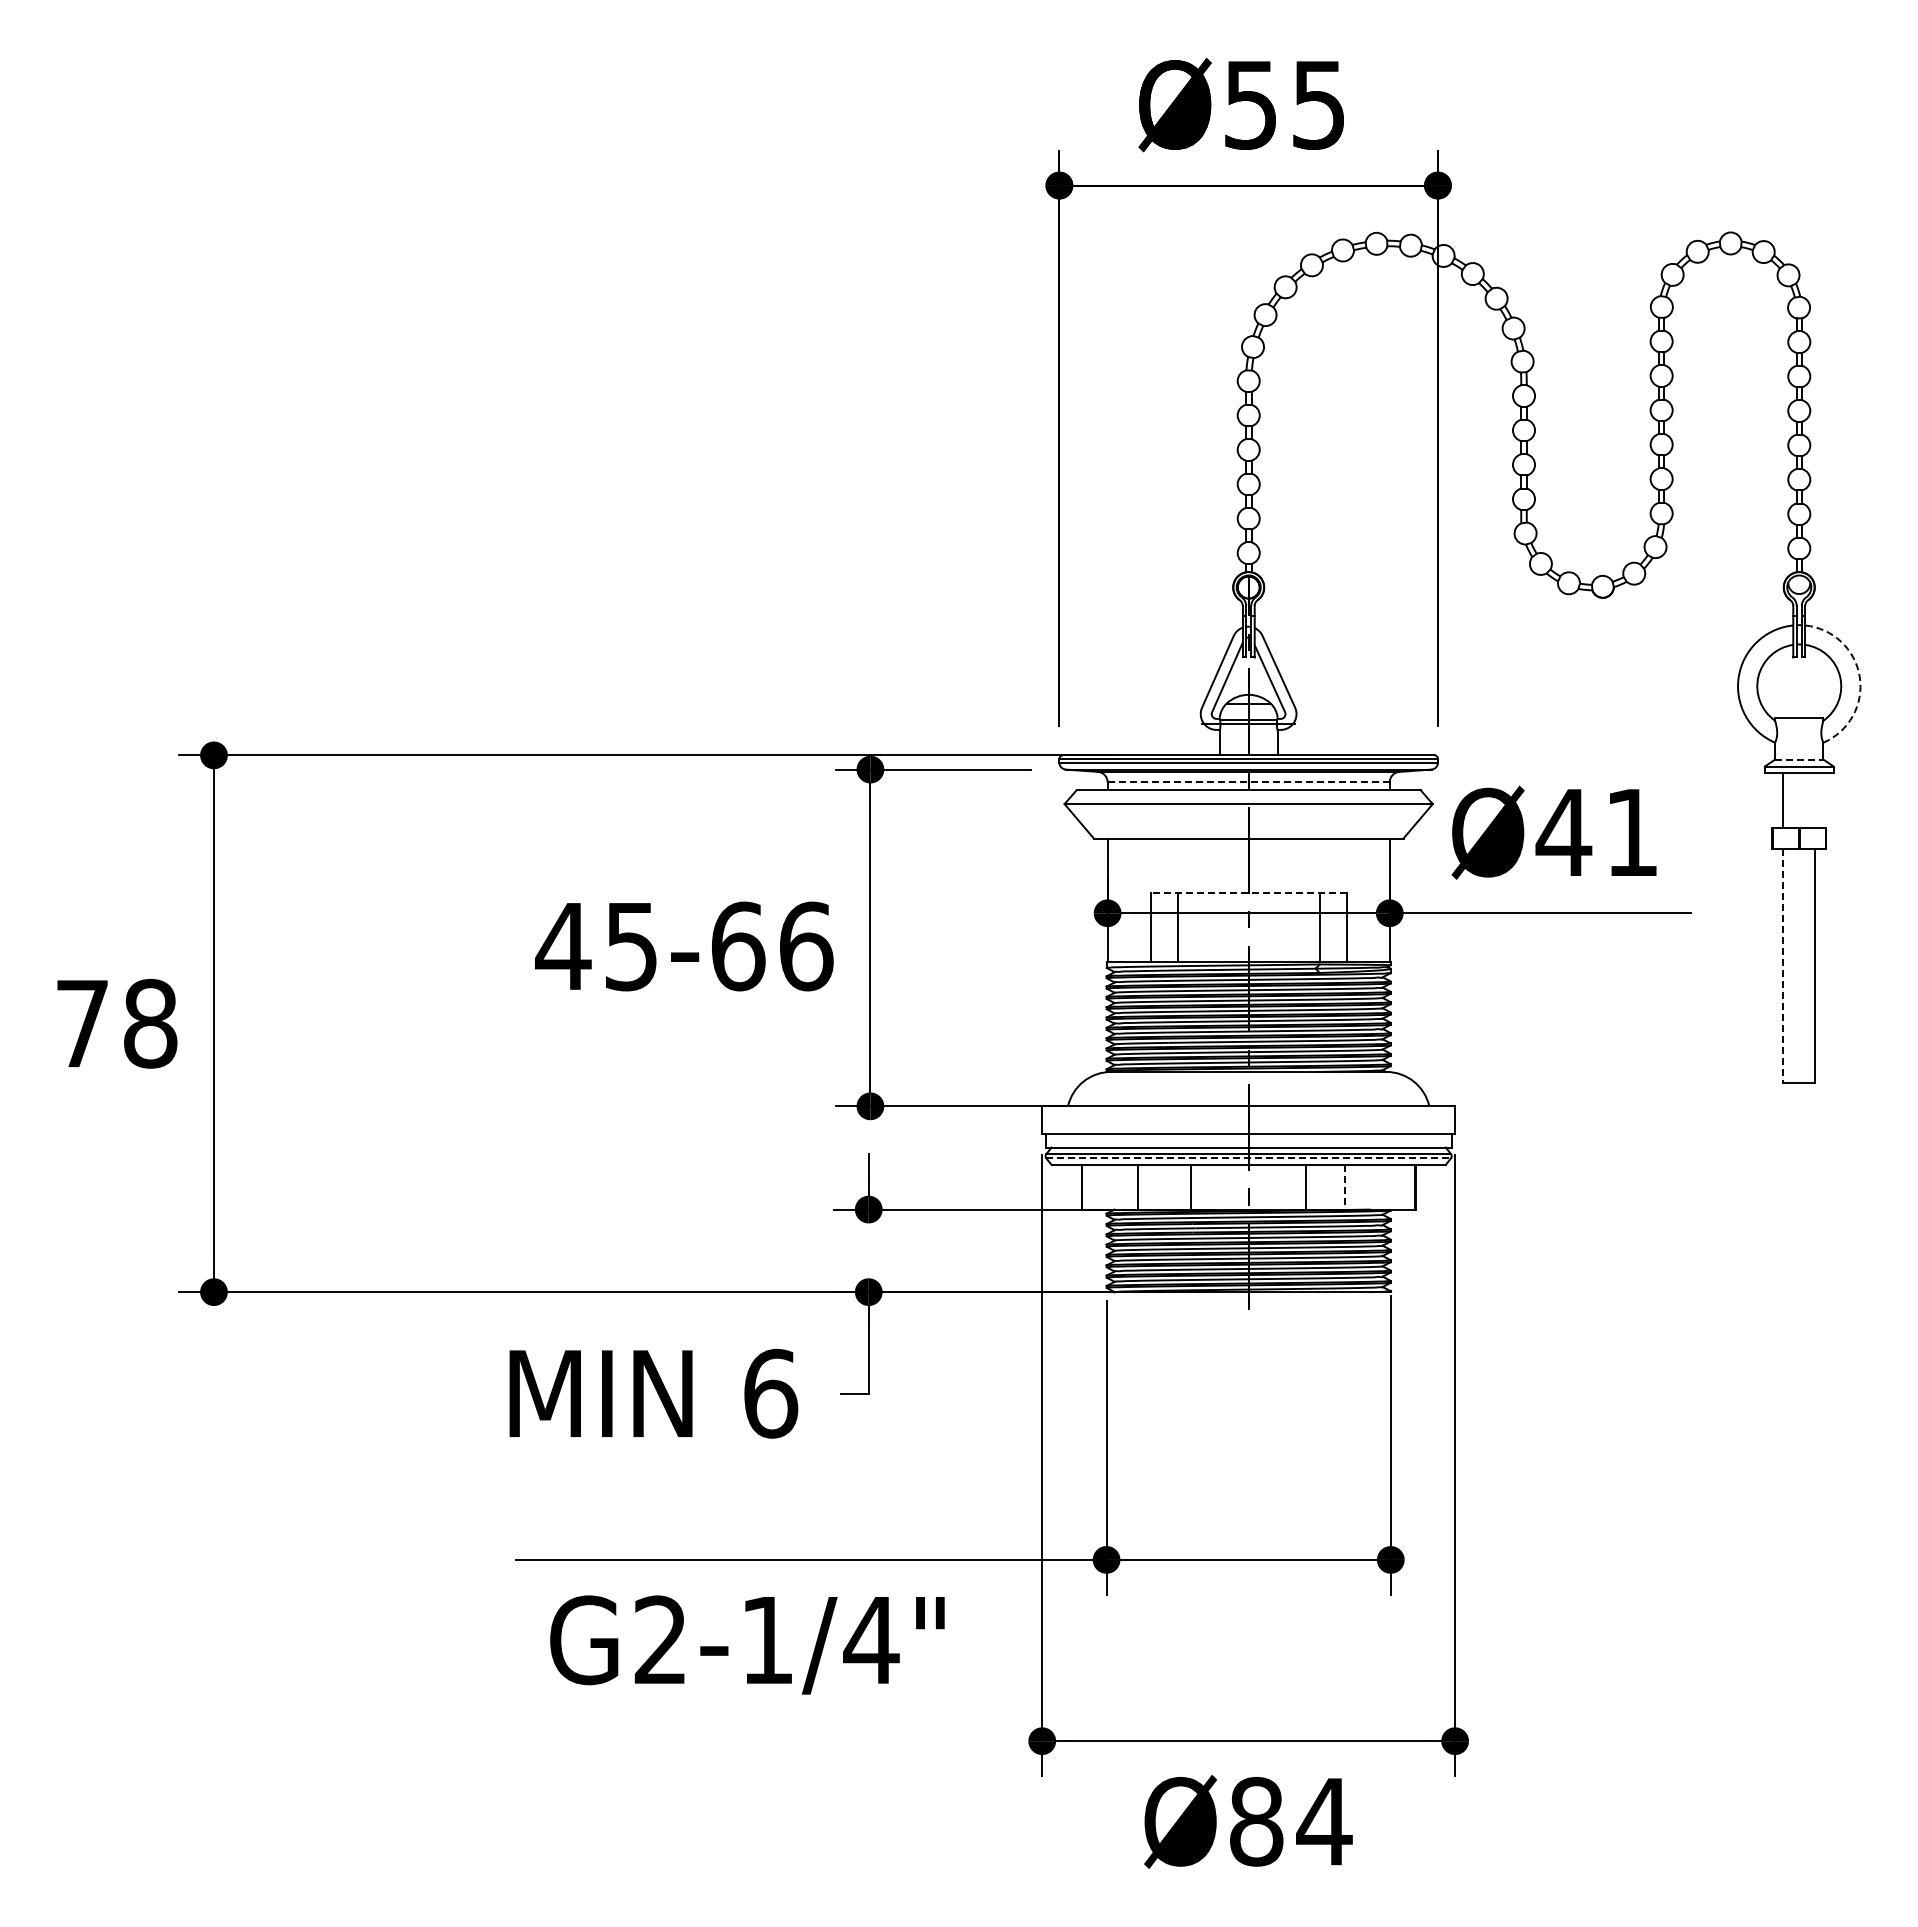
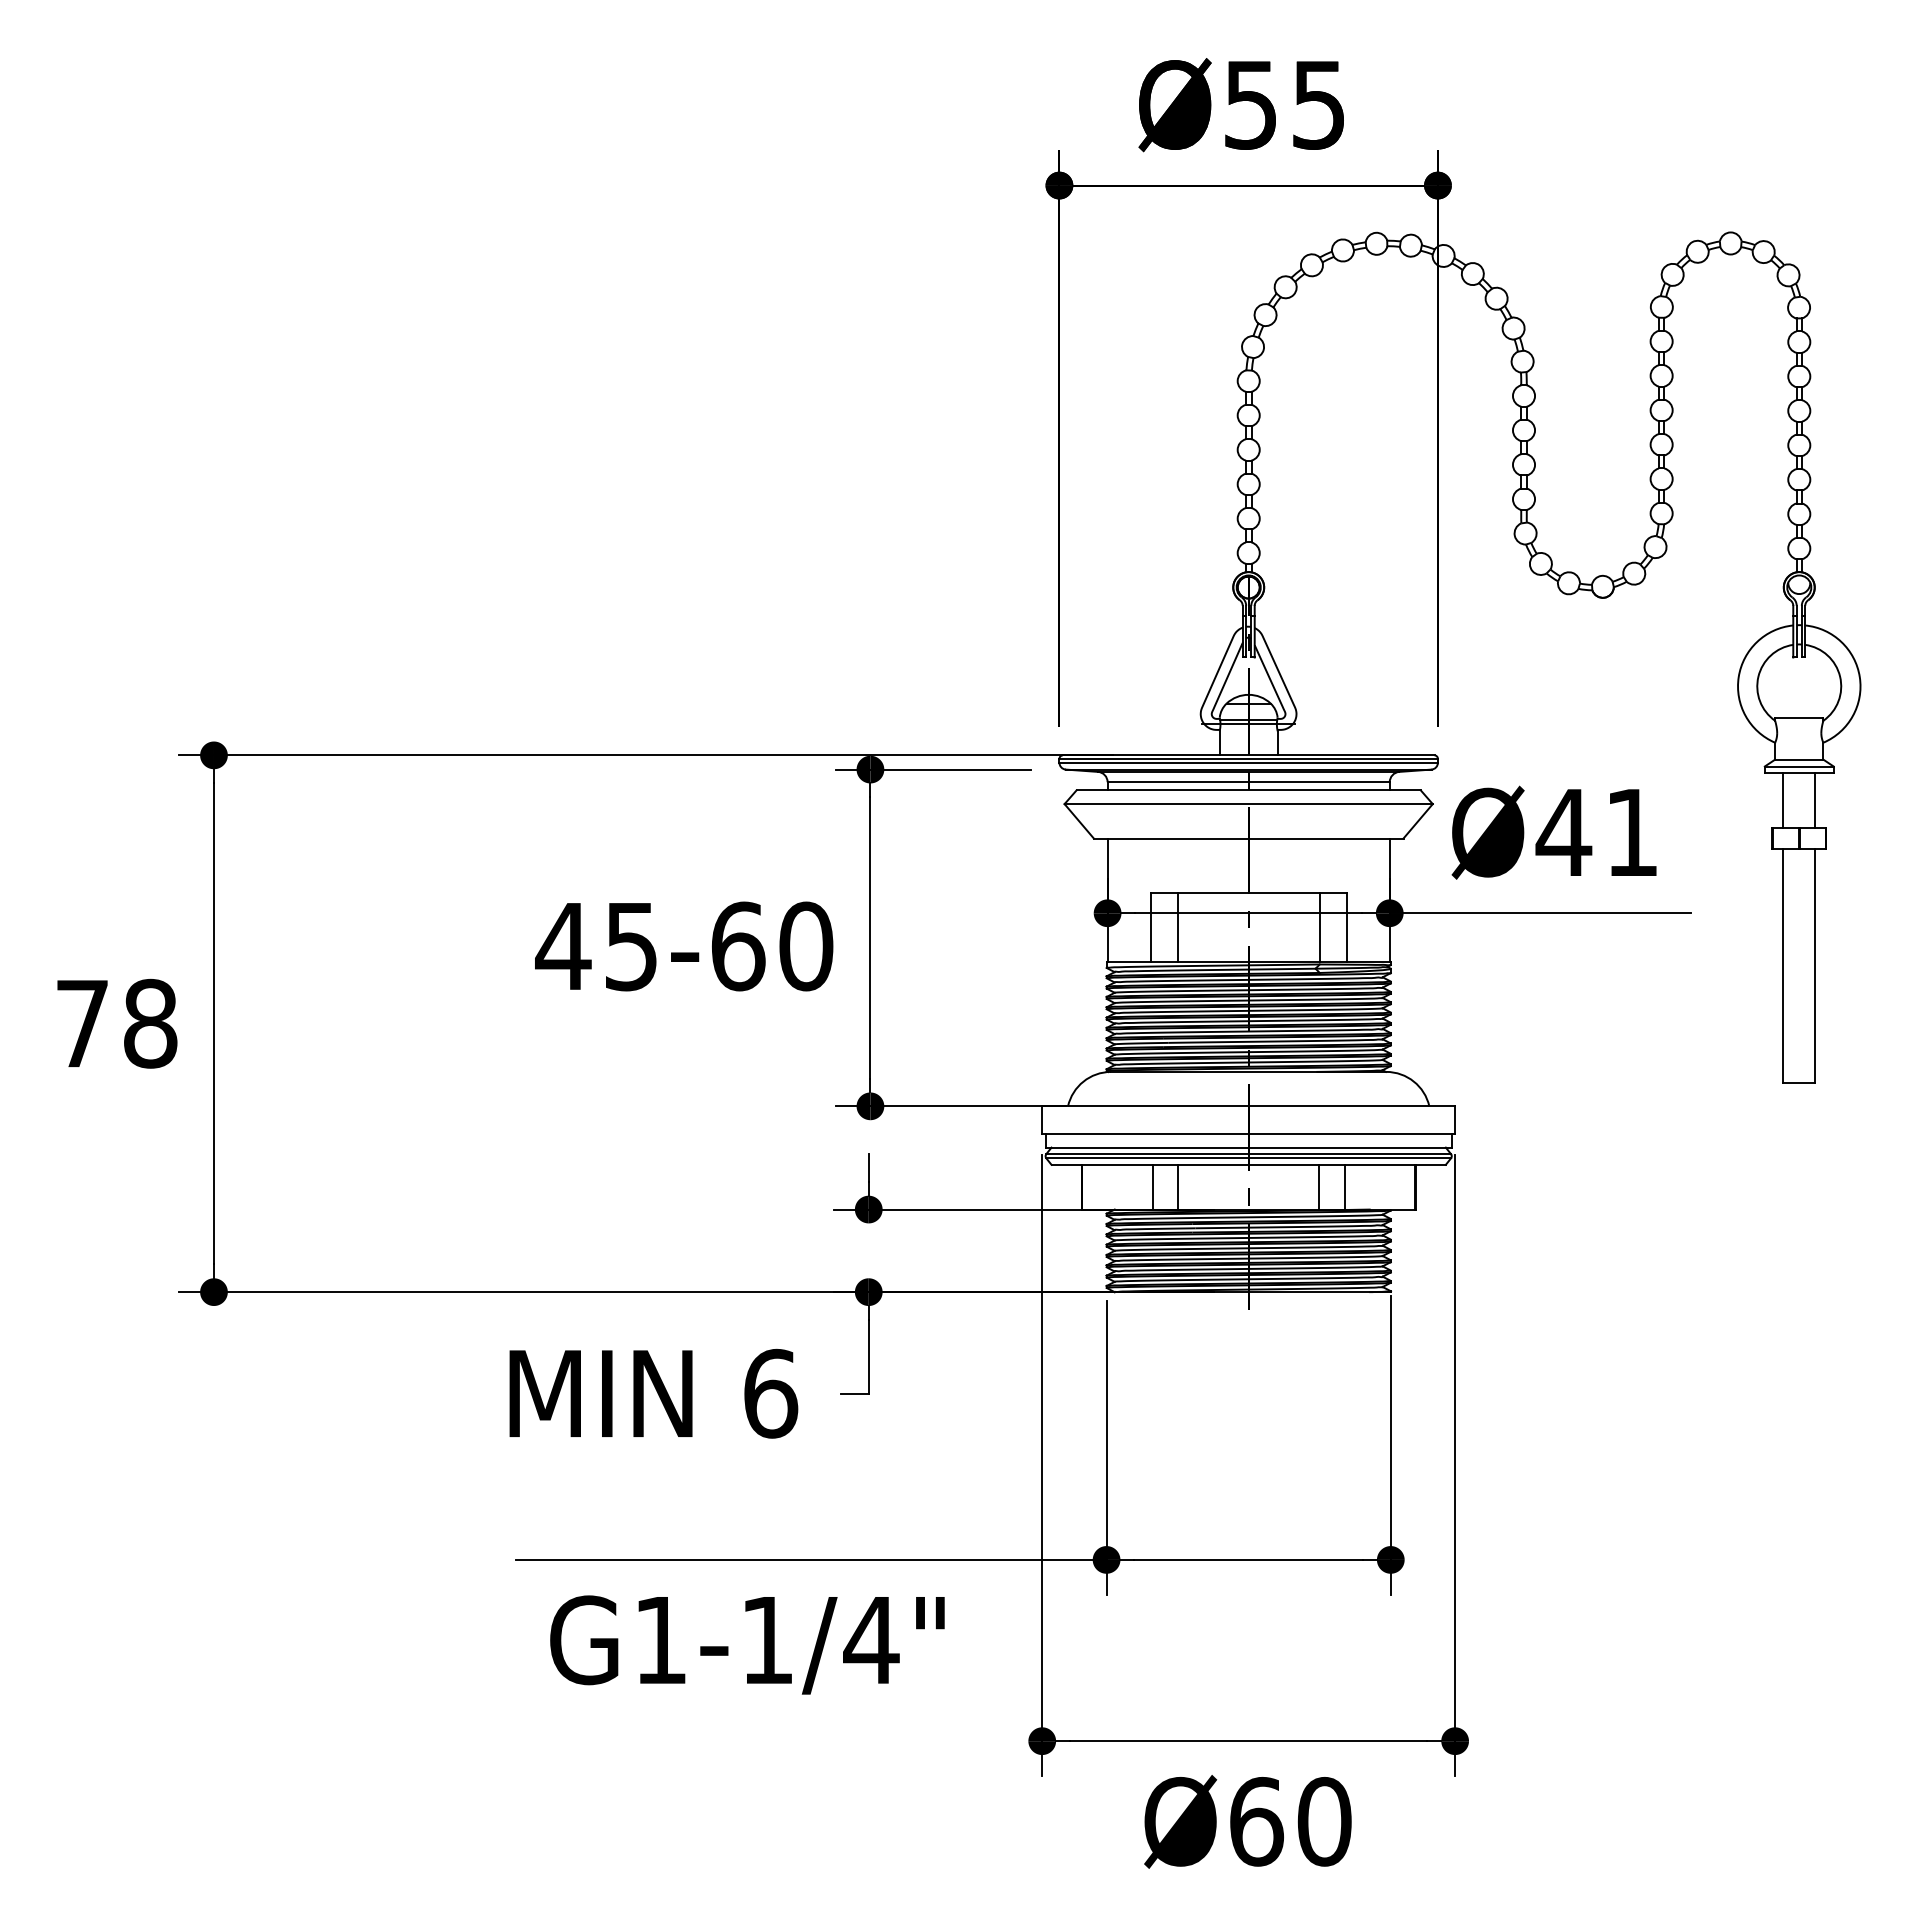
arc: dashed -> solid (1859, 677)
line: dashed -> solid (1799, 759)
line: dashed -> solid (1248, 782)
line: none -> present (1815, 800)
line: dashed -> solid (1248, 893)
text: 45-66 -> 45-60 (806, 946)
line: dashed -> solid (1783, 966)
line: dashed -> solid (1249, 1158)
line position: (1137, 1186) -> (1152, 1186) (1152, 1186)
line position: (1191, 1186) -> (1178, 1186) (1178, 1186)
line position: (1305, 1186) -> (1318, 1186) (1318, 1186)
line: dashed -> solid (1344, 1187)
text: G2-1/4" -> G1-1/4" (659, 1639)
text: Ø84 -> Ø60 (1291, 1821)
